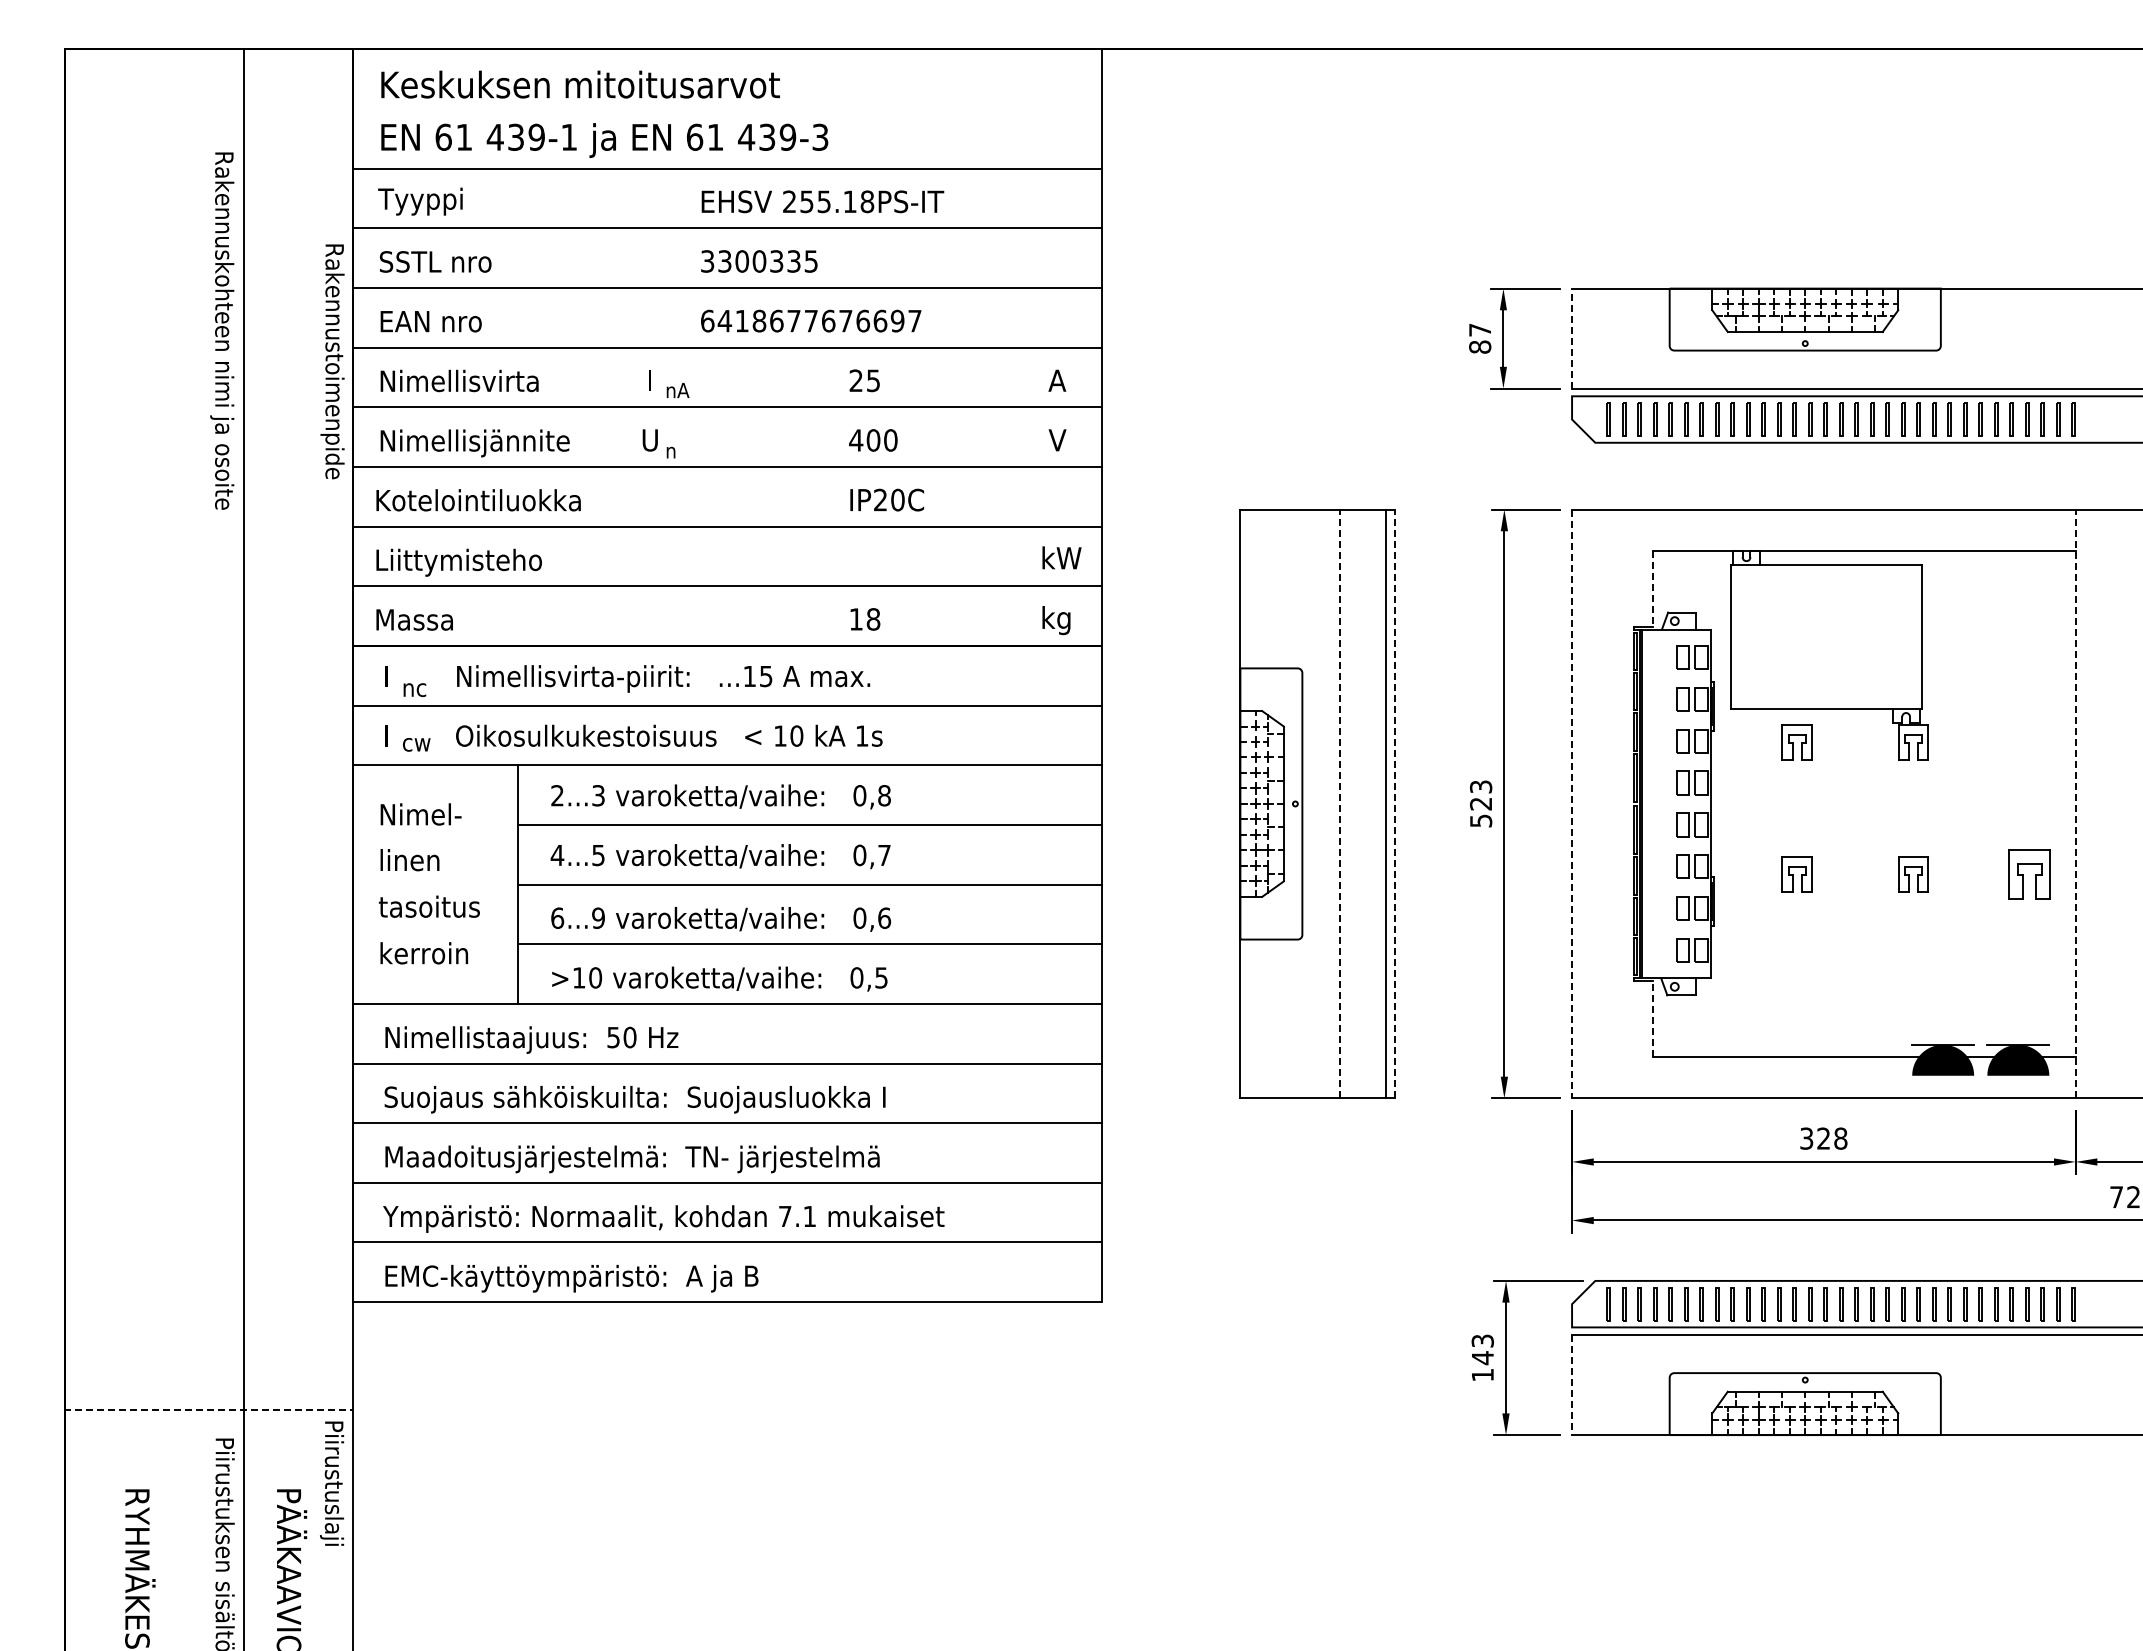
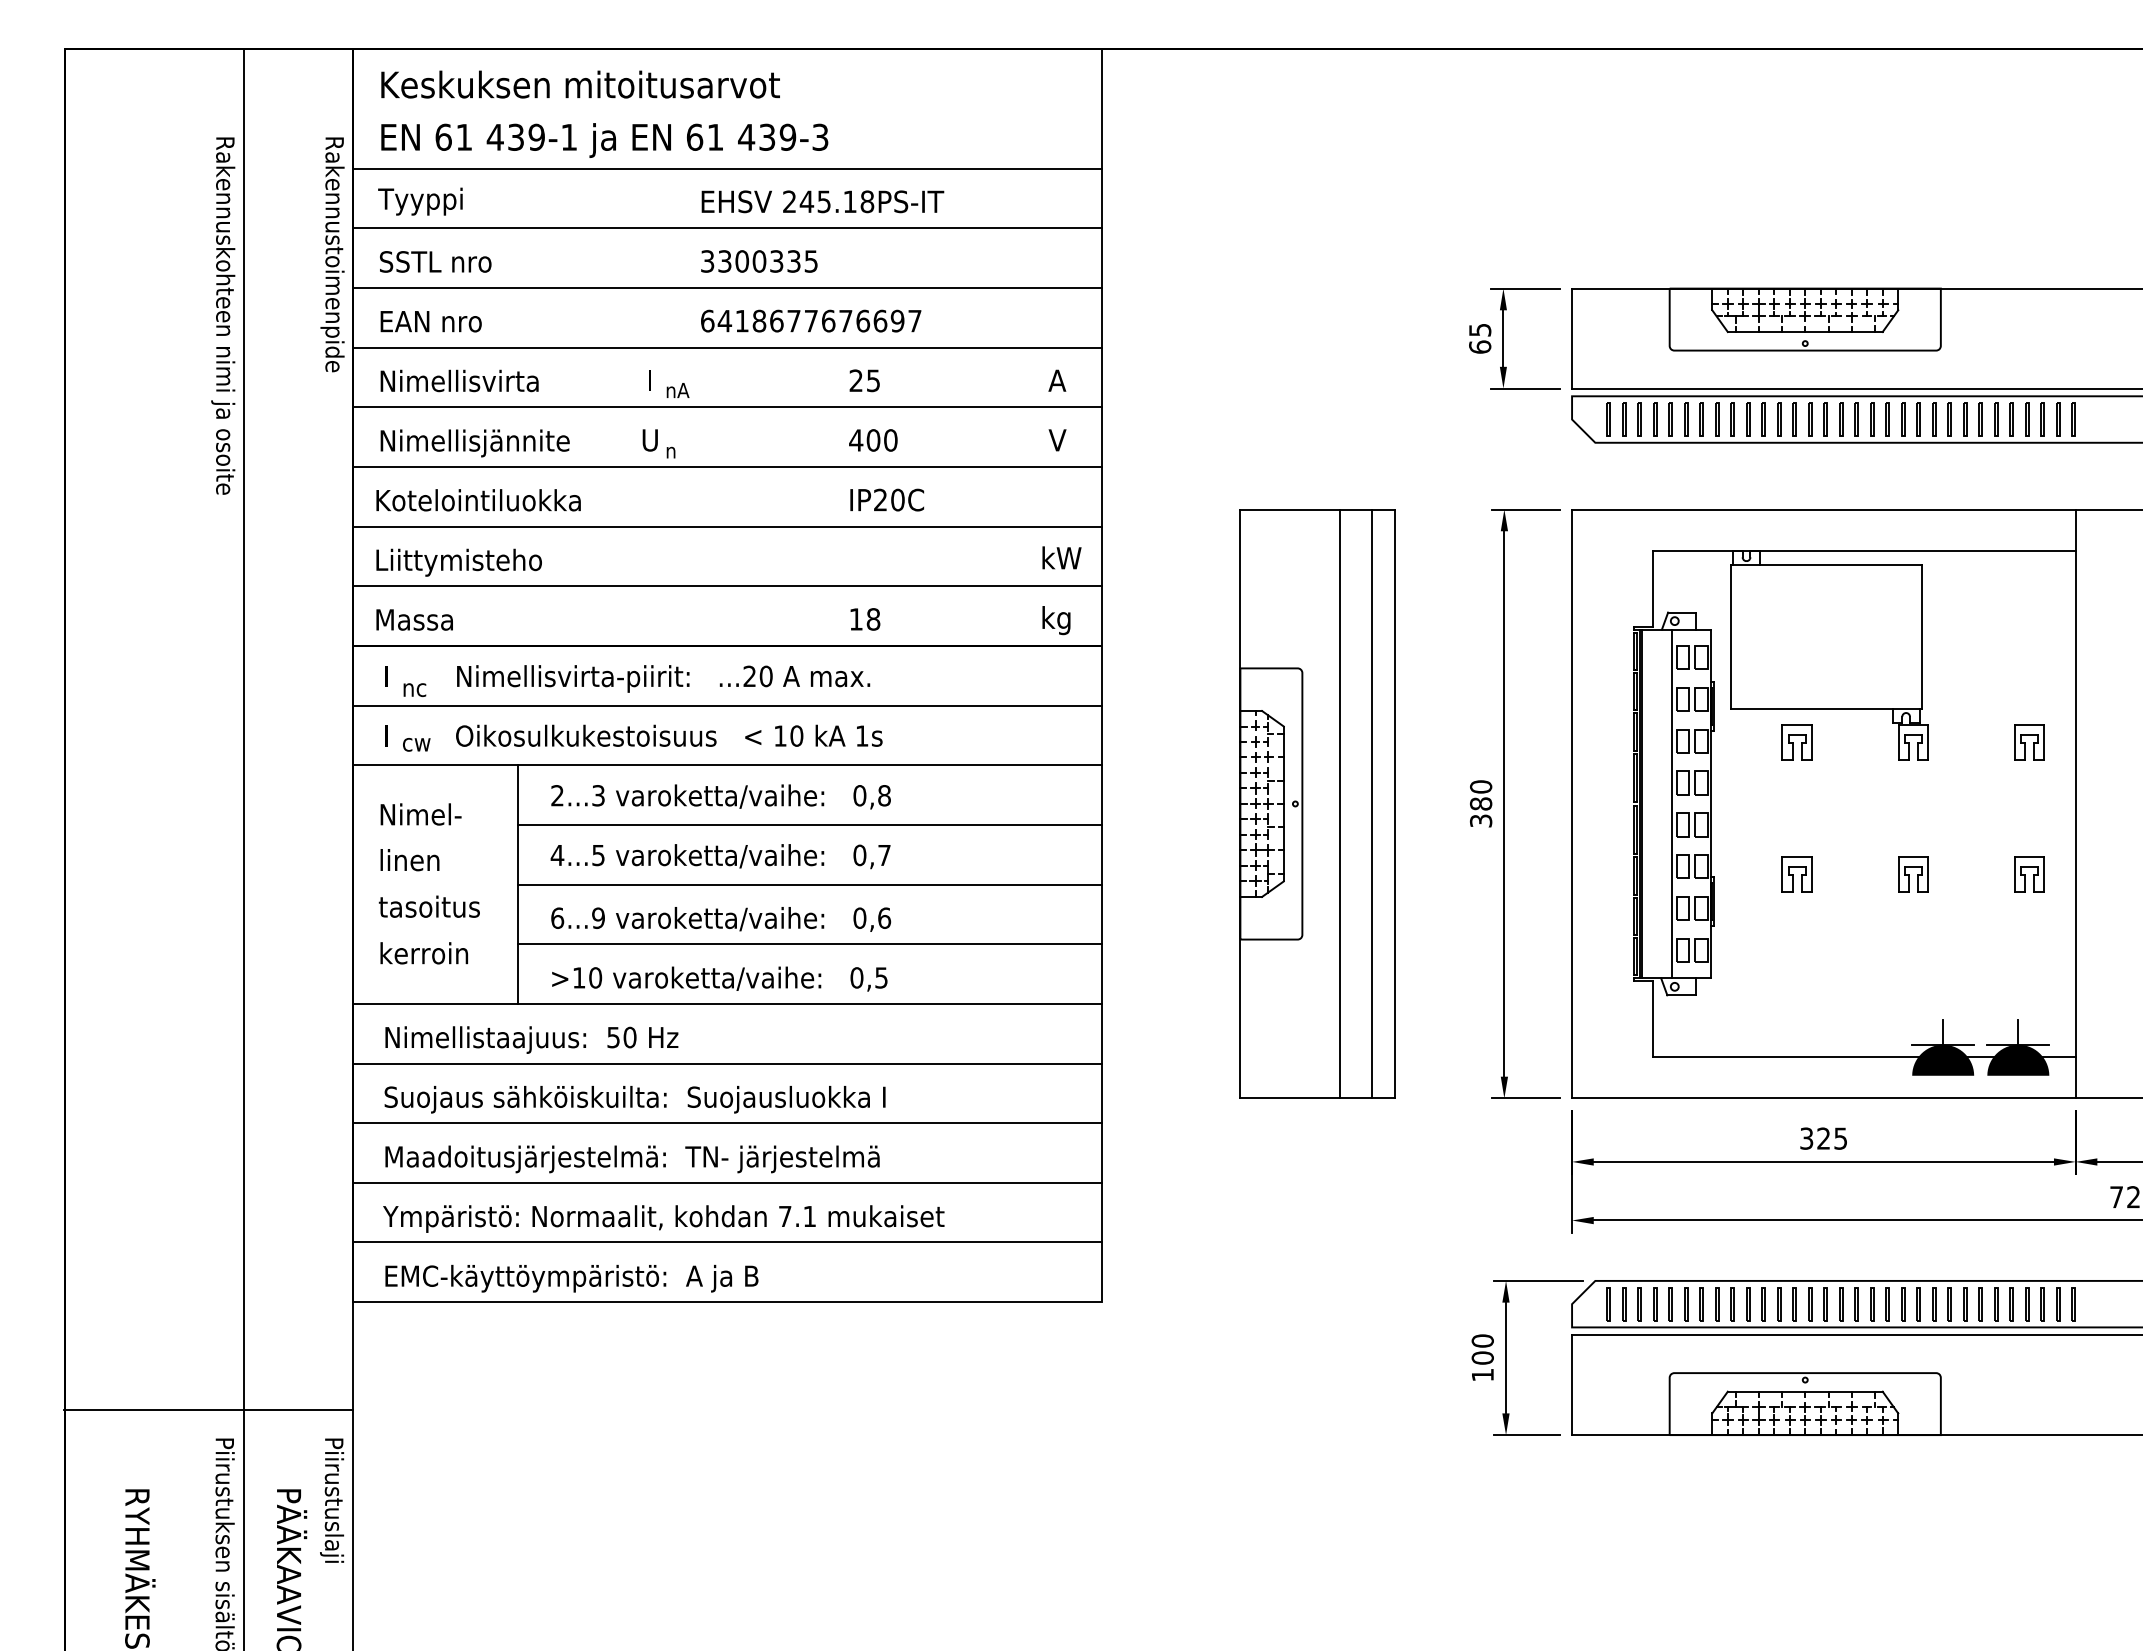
text: 255.18PS-IT -> 245.18PS-IT (806, 201)
text position: (222, 330) -> (223, 315) (223, 315)
text: 87 -> 65 (1480, 338)
line: dashed -> solid (1572, 338)
text position: (332, 361) -> (332, 254) (332, 254)
line: dashed -> solid (1652, 588)
text: ...15 -> ...20 (757, 676)
part: none -> present (2029, 742)
line: dashed -> solid (1340, 803)
line position: (1386, 803) -> (1372, 803) (1372, 803)
line: dashed -> solid (1395, 803)
text: 523 -> 380 (1480, 803)
line: none -> present (1671, 803)
line: dashed -> solid (2075, 803)
line: dashed -> solid (1572, 804)
part size: 43x51 px -> 31x37 px (2029, 874)
line: dashed -> solid (1652, 1018)
line: none -> present (1943, 1031)
line: none -> present (2018, 1031)
text: 328 -> 325 (1840, 1138)
text: 143 -> 100 (1482, 1349)
line: dashed -> solid (1572, 1385)
line: dashed -> solid (209, 1409)
text position: (332, 1483) -> (332, 1500) (332, 1500)
